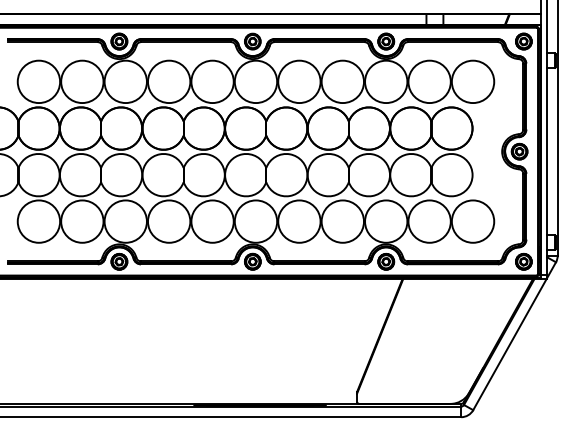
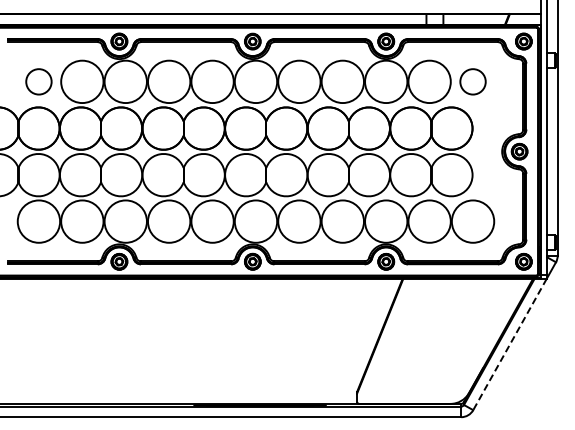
circle diameter: 42 px -> 25 px (38, 81)
circle diameter: 42 px -> 25 px (472, 81)
line: solid -> dashed (509, 344)
